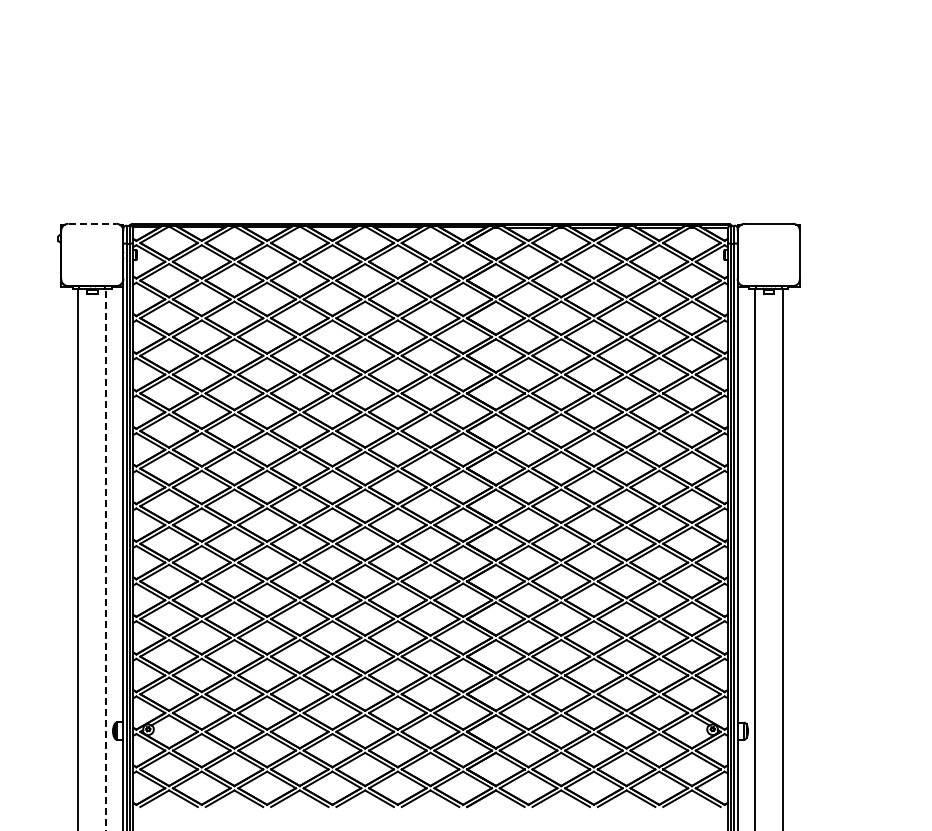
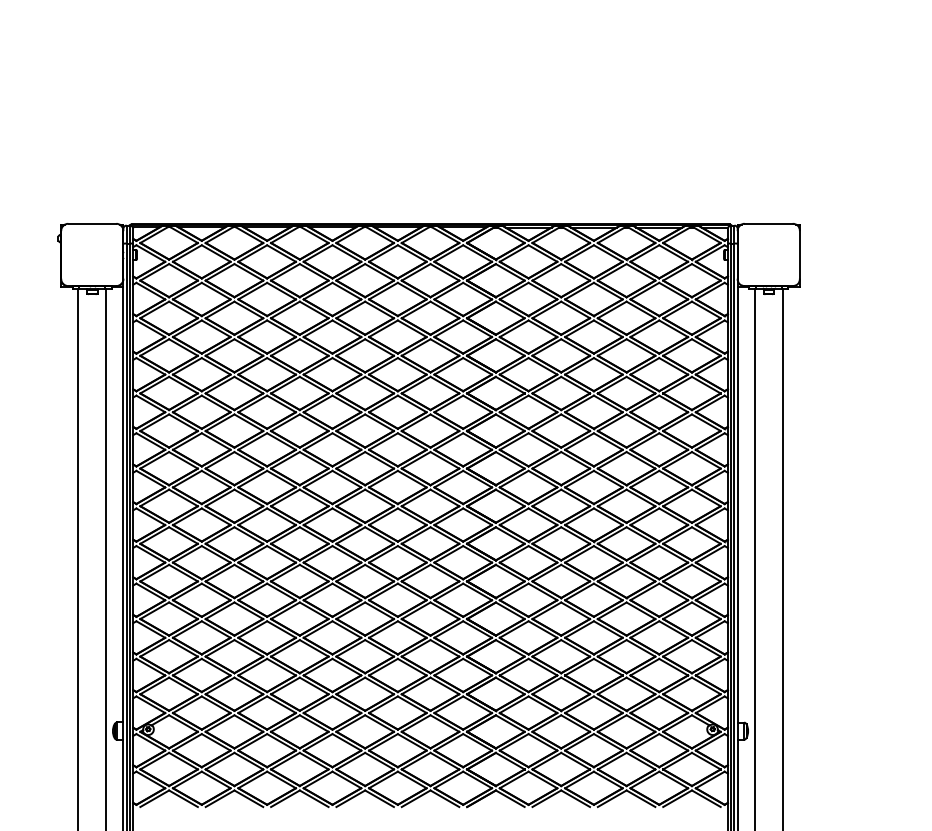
line: dashed -> solid (92, 223)
line: dashed -> solid (106, 559)
